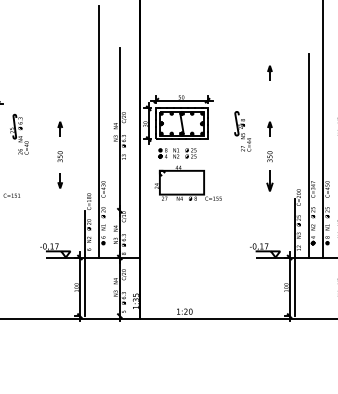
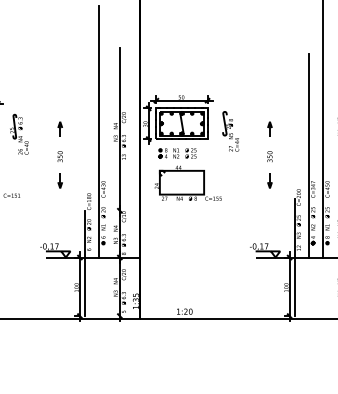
part: present -> none (269, 72)
part position: (242, 131) -> (230, 131) (230, 131)
part size: 8x22 px -> 6x16 px (269, 180)
